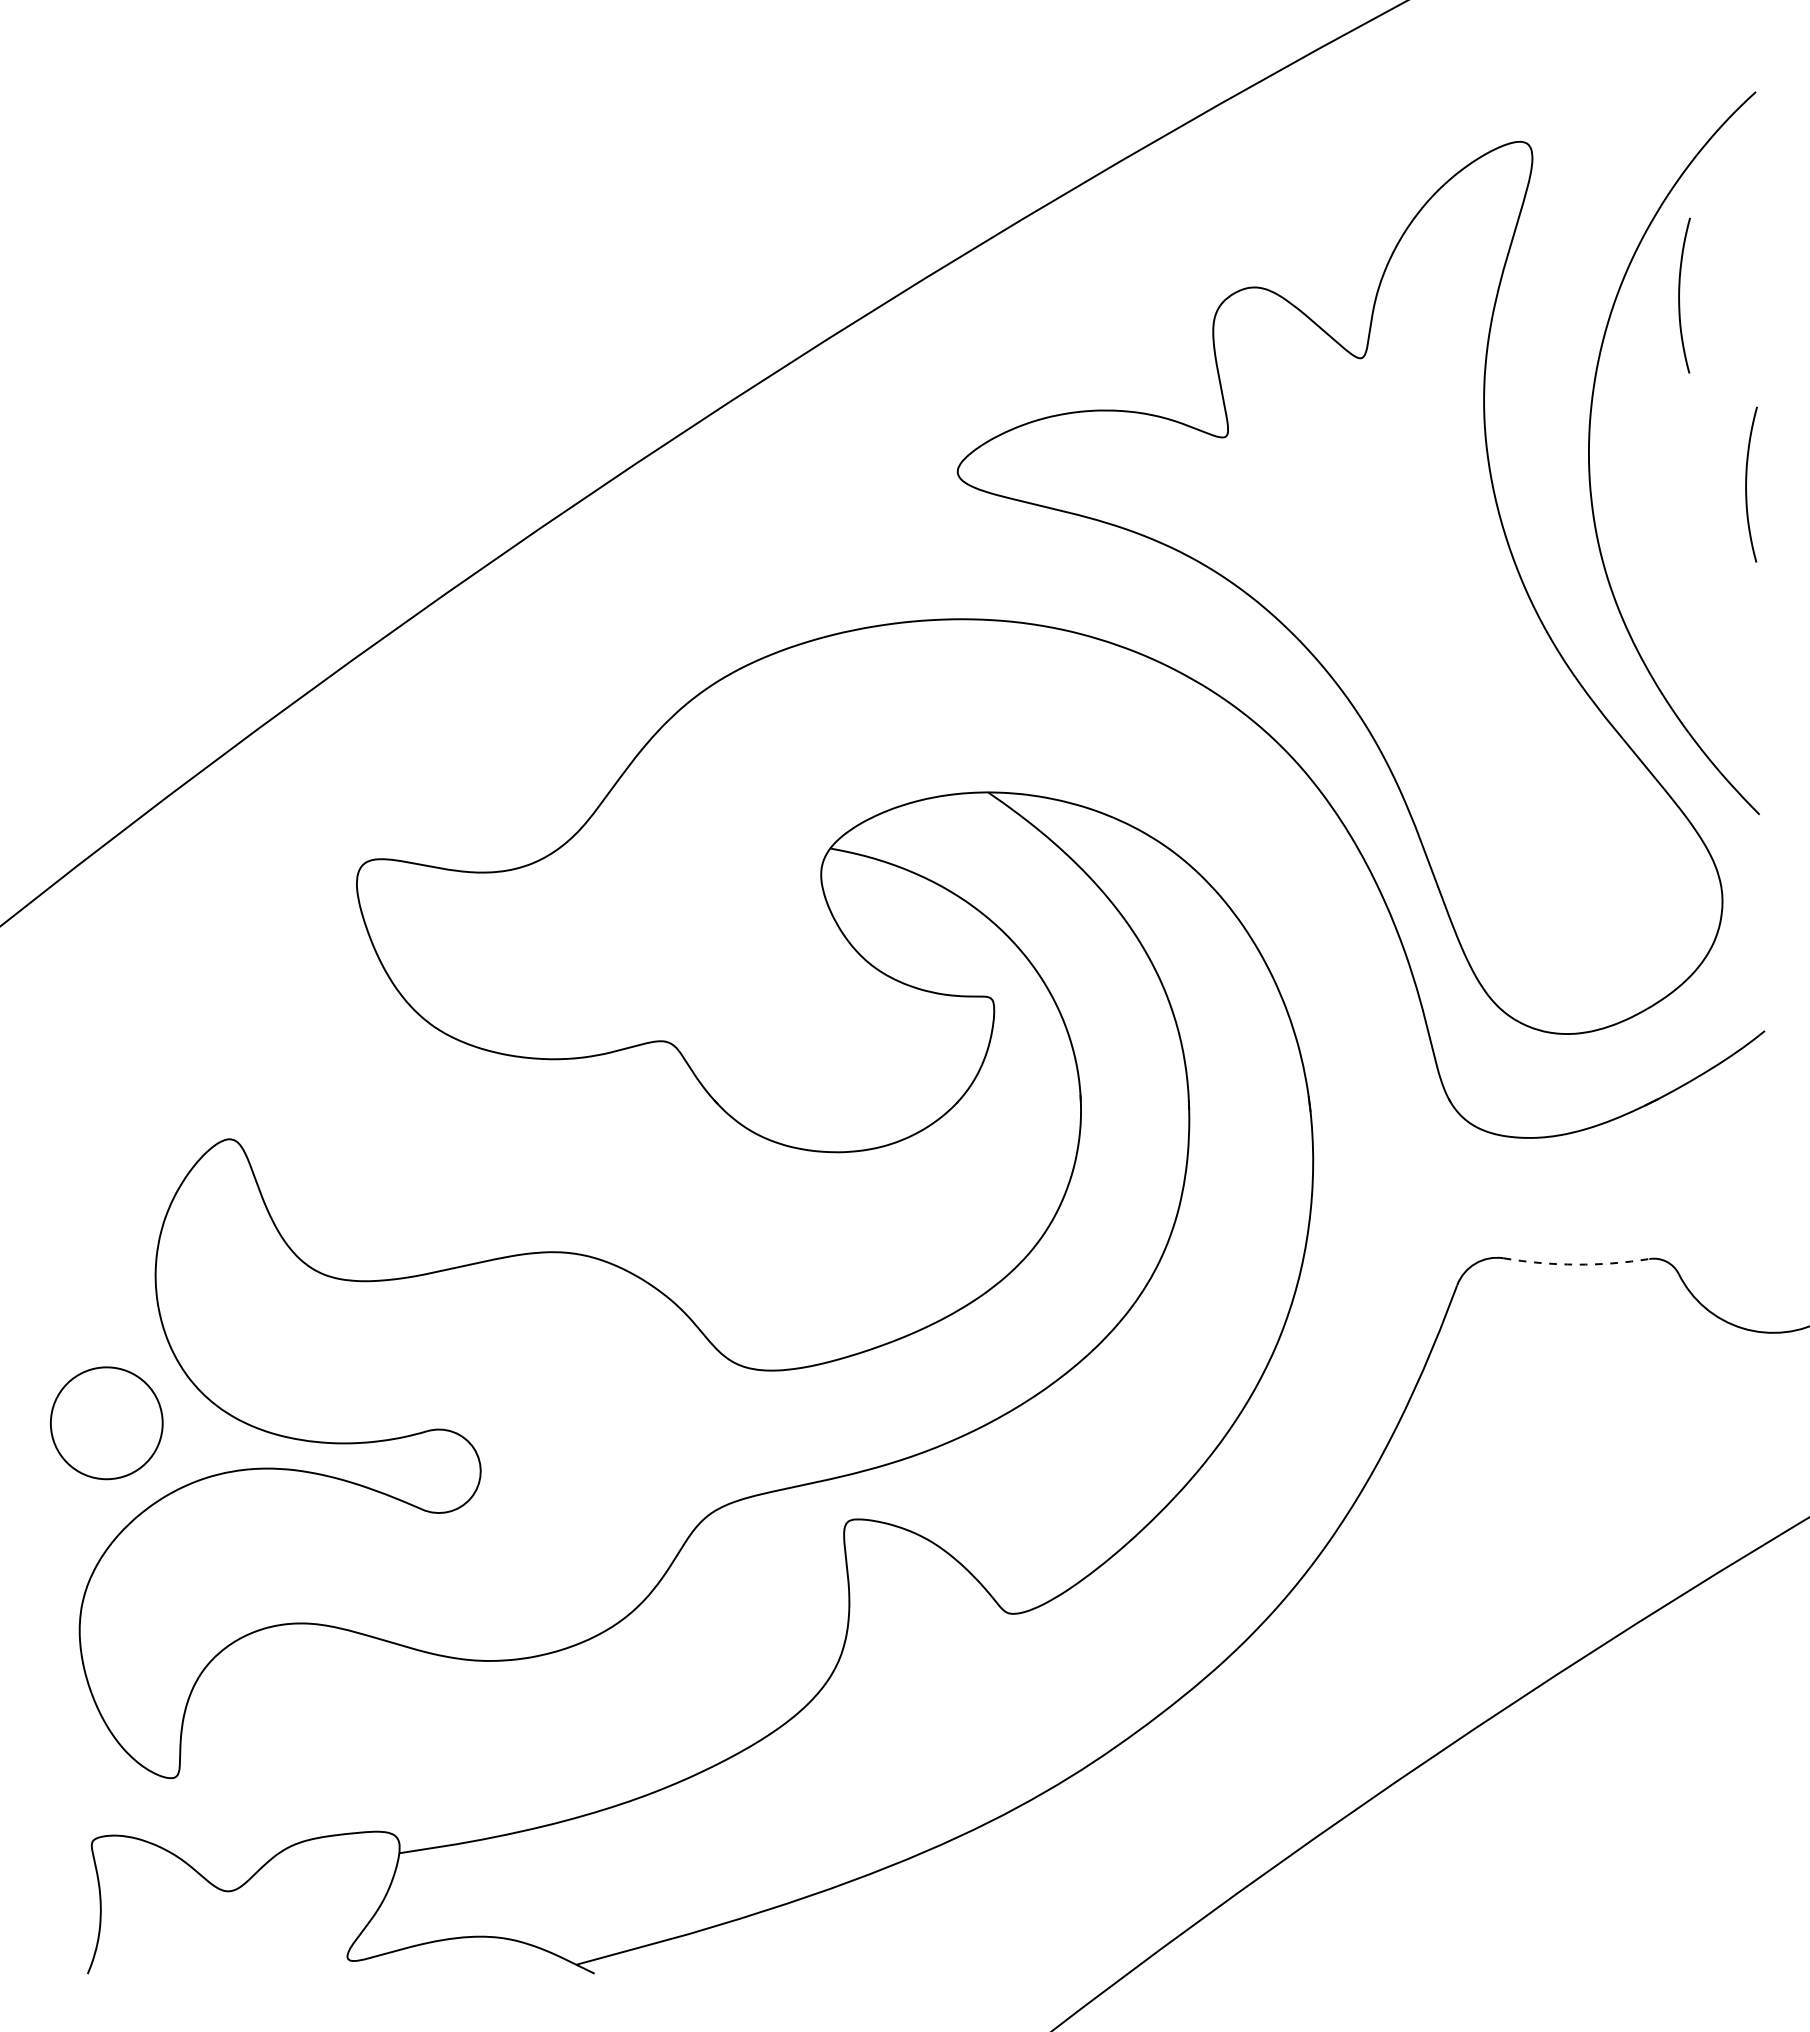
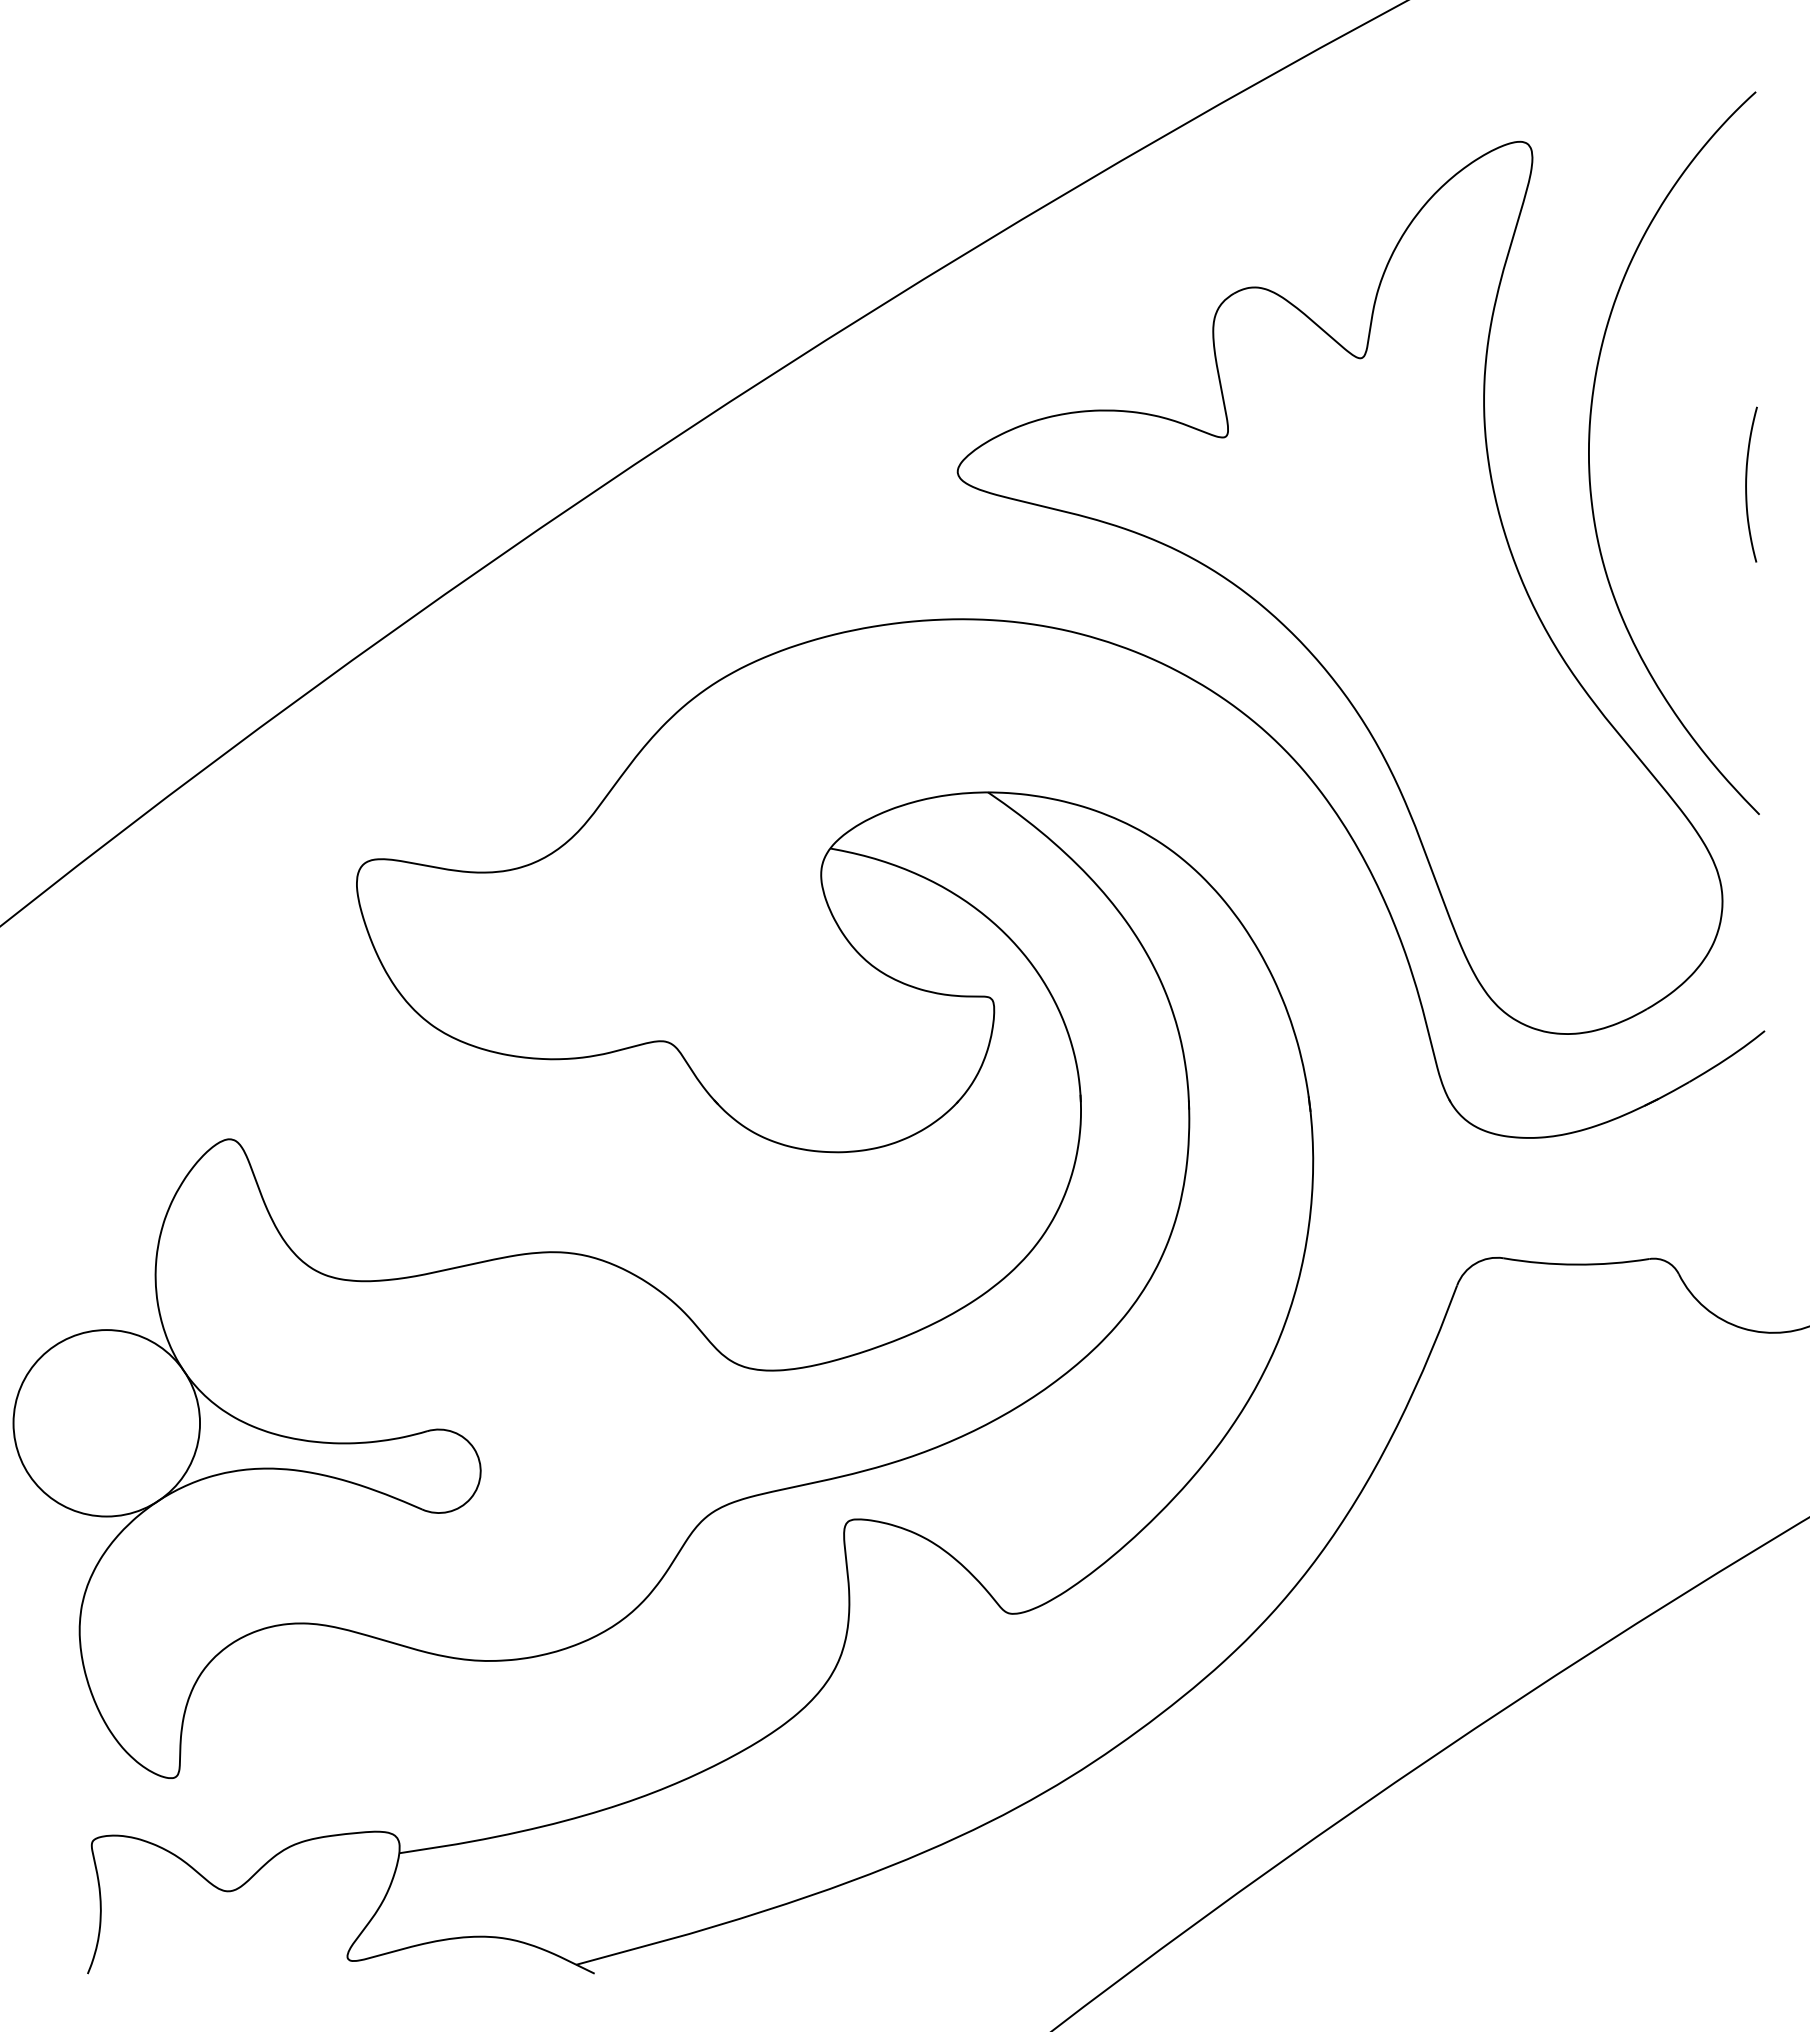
curve: present -> none (1679, 295)
arc: dashed -> solid (1576, 1264)
circle diameter: 112 px -> 186 px (106, 1423)
